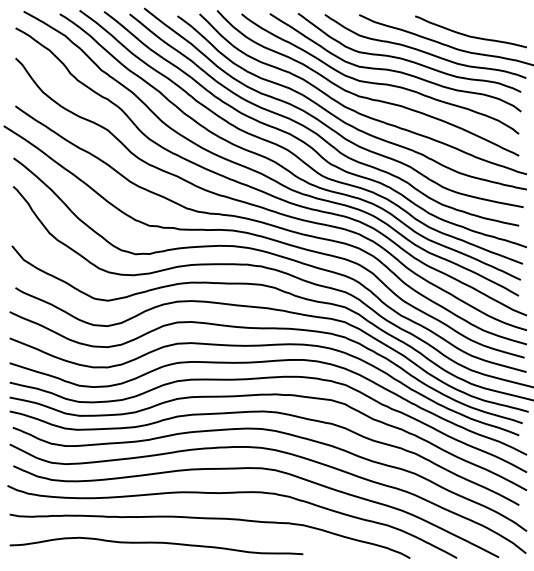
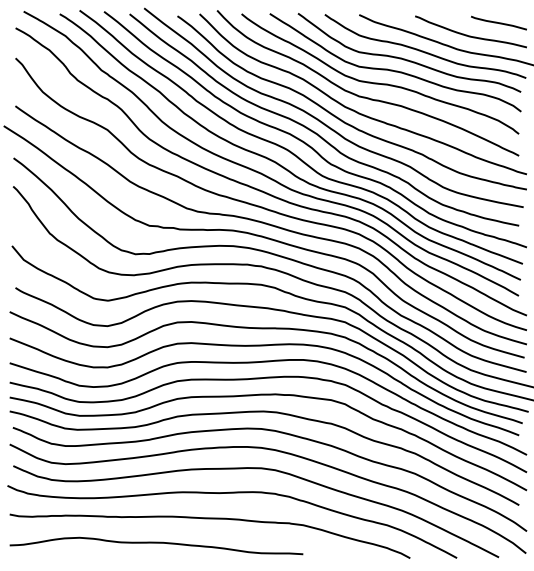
line: none -> present (498, 22)
